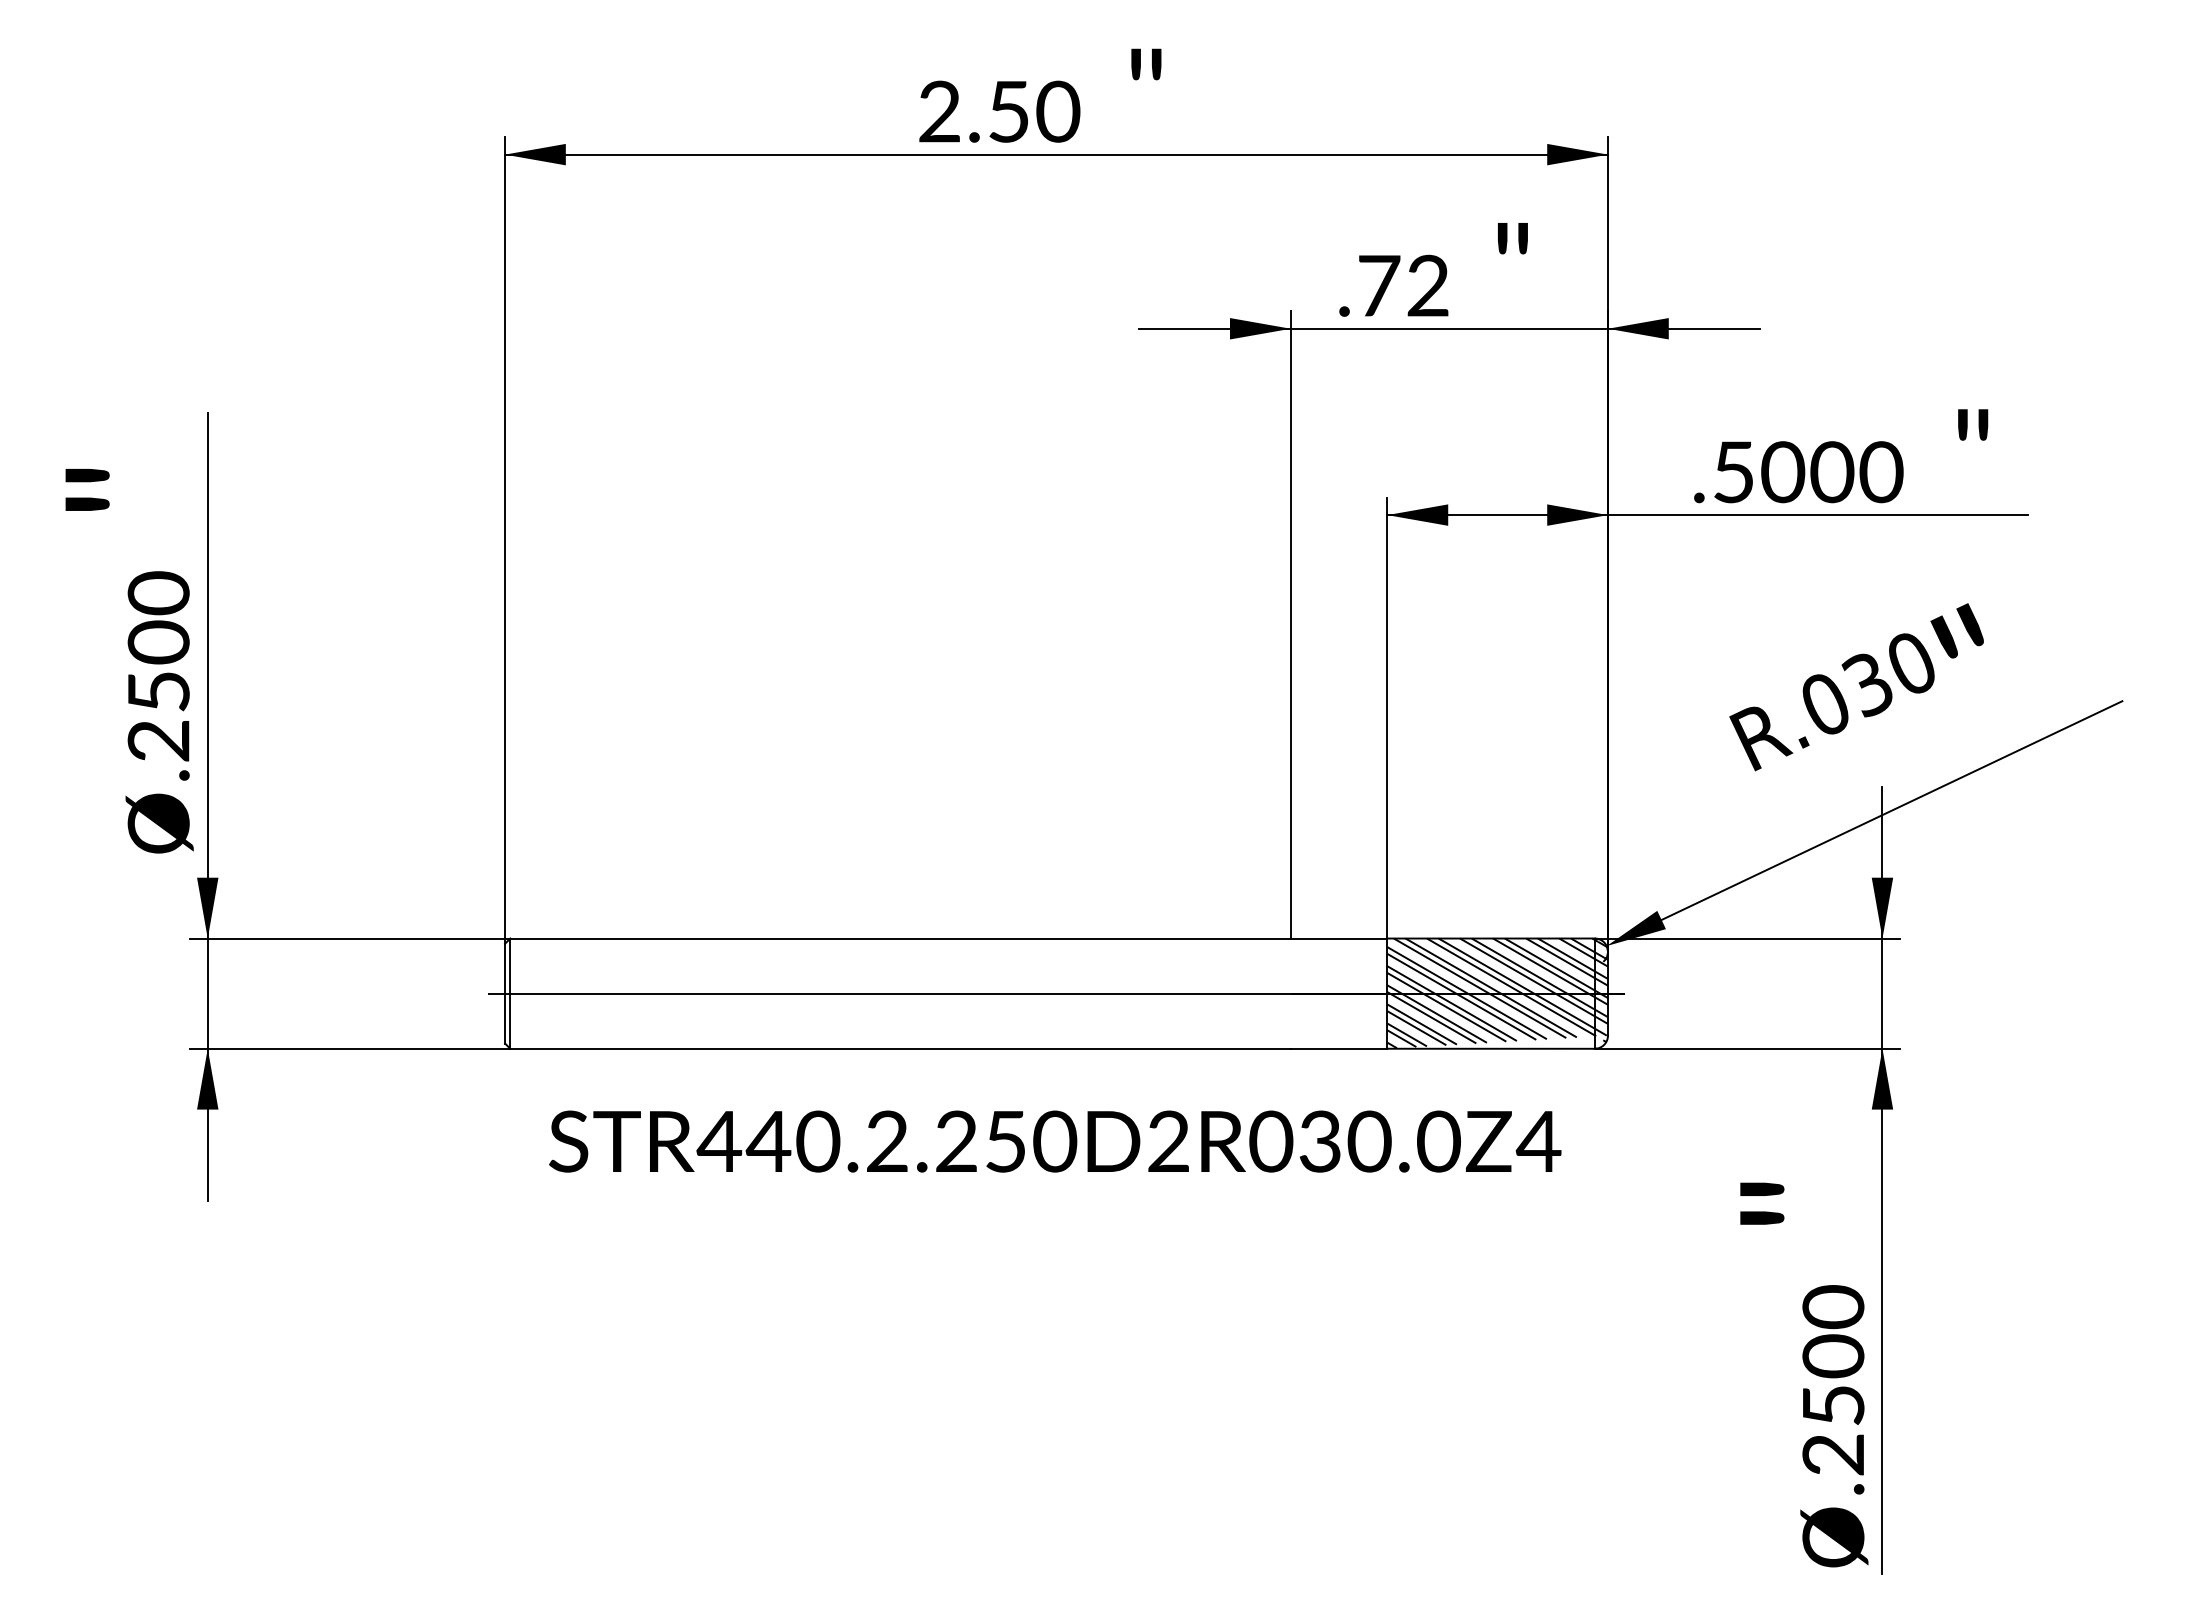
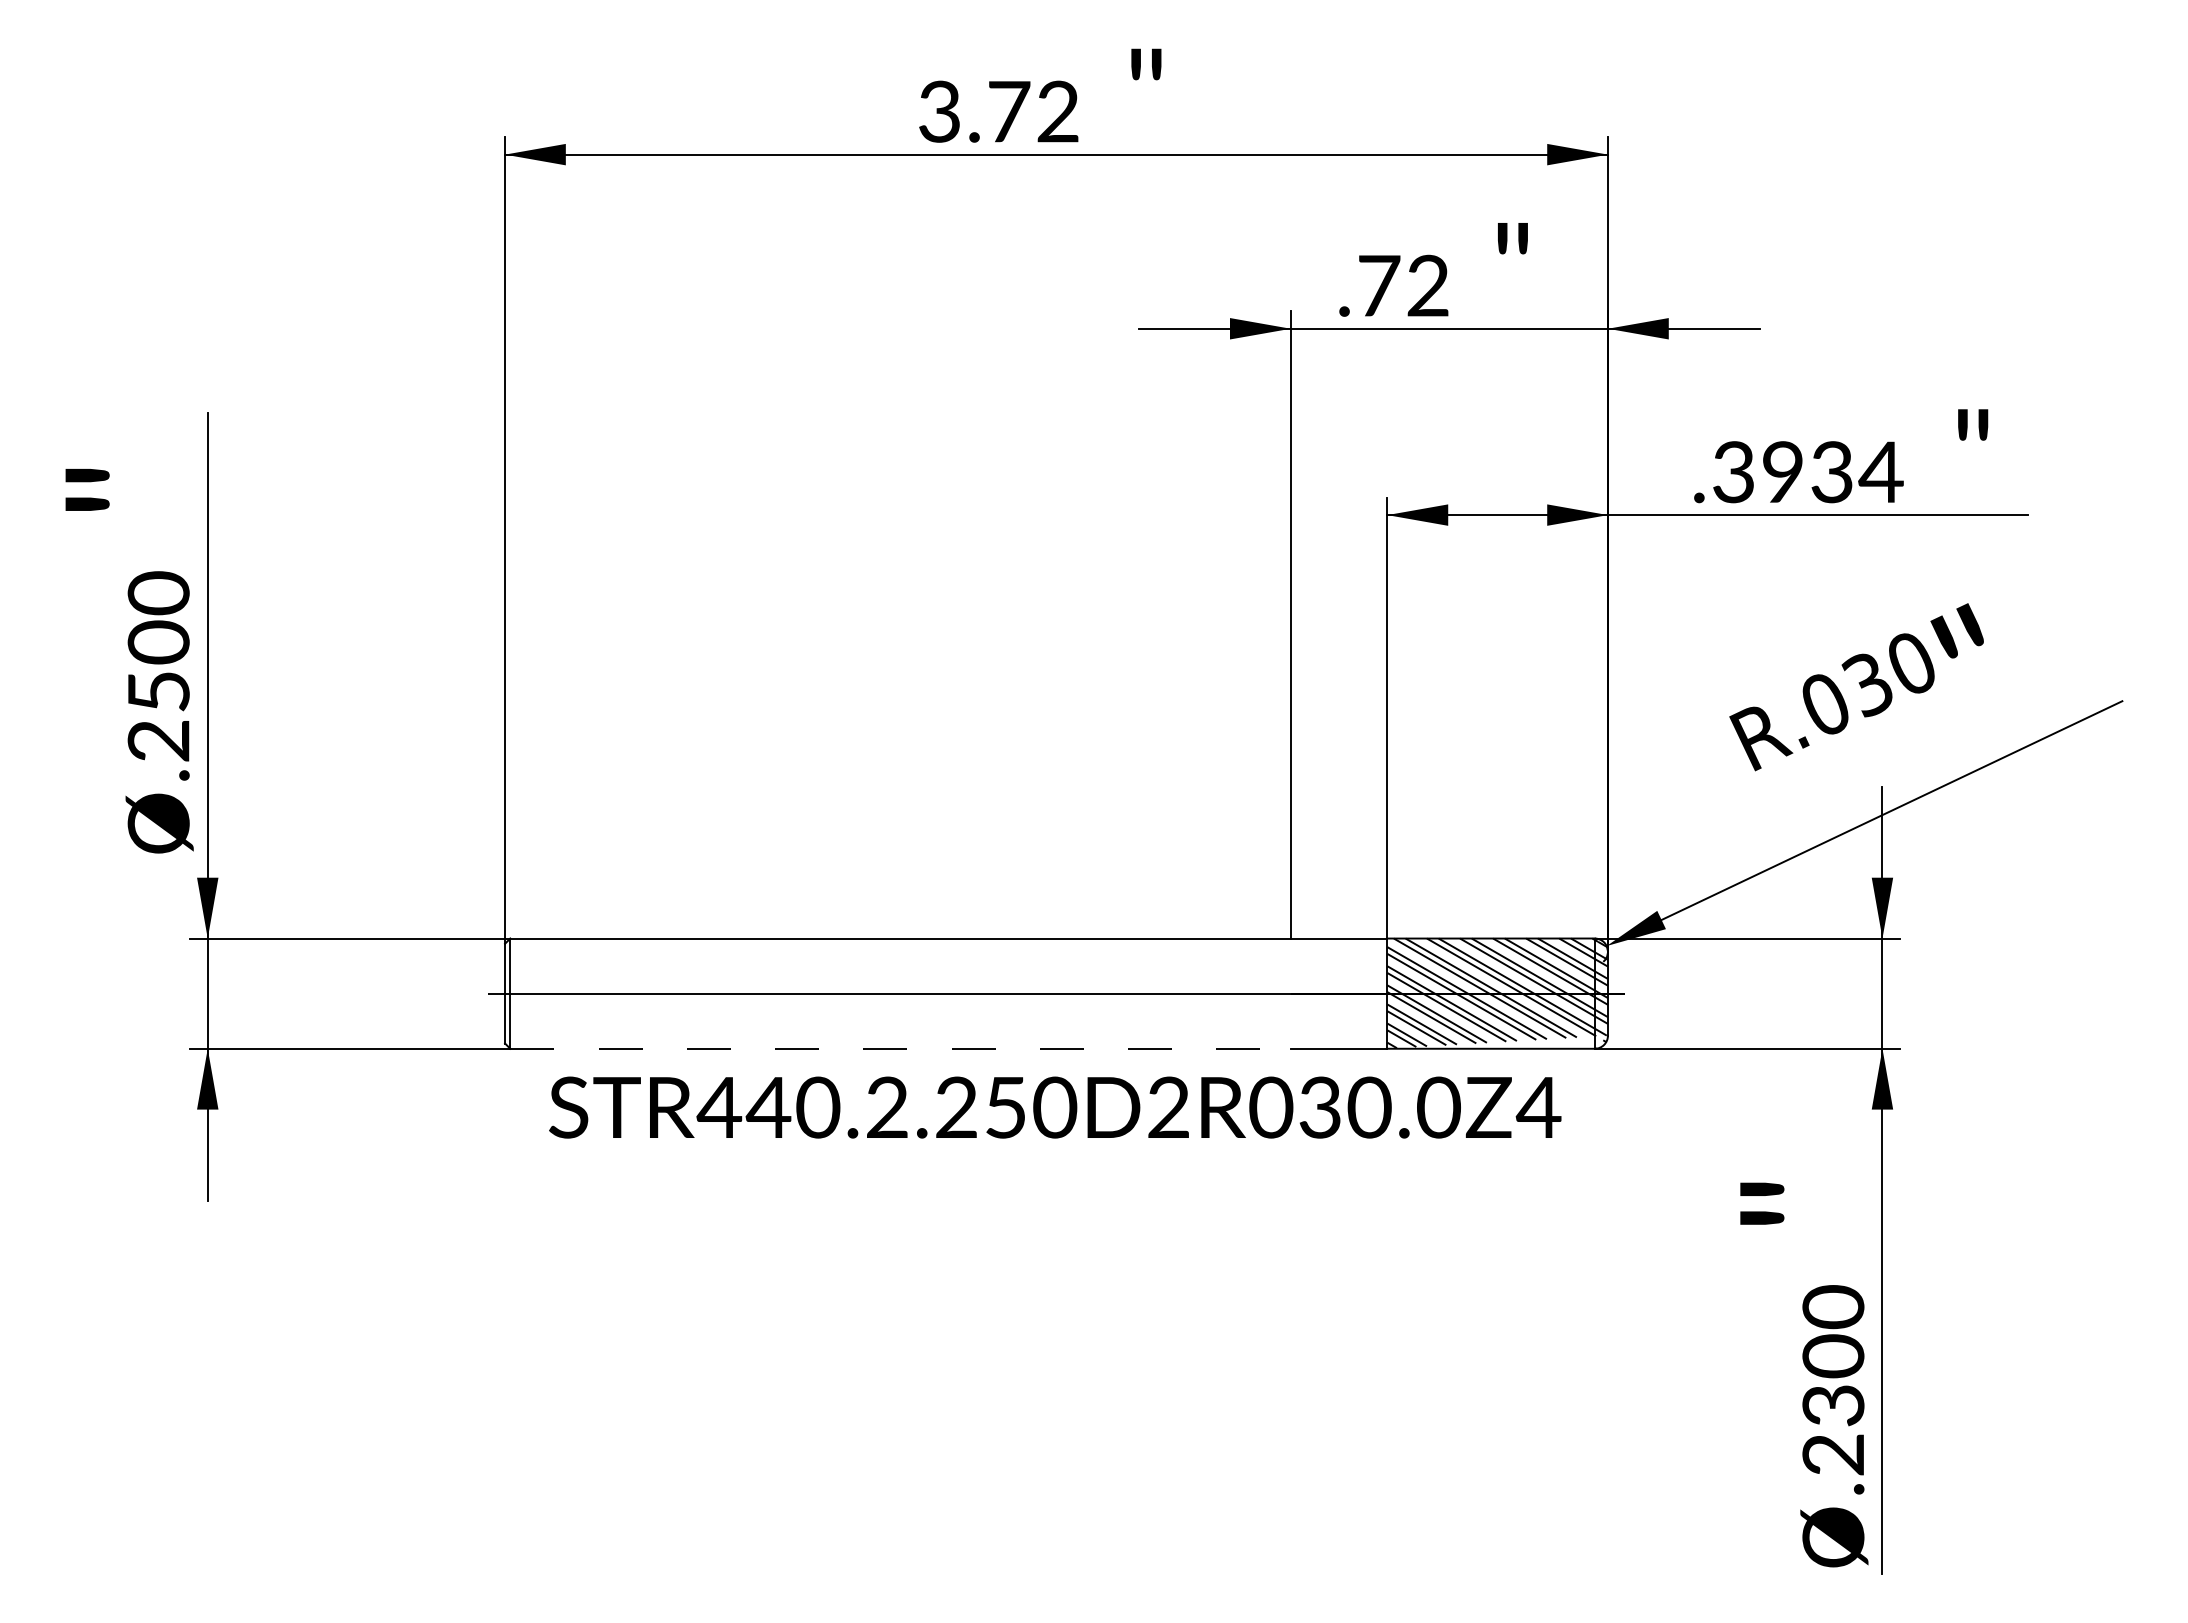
text: 2.50 -> 3.72 (999, 111)
text: .5000 -> .3934 (1808, 472)
line: solid -> dashed (901, 1048)
text position: (1055, 1141) -> (1055, 1107) (1055, 1107)
text: .2500 -> .2300 (1833, 1405)
